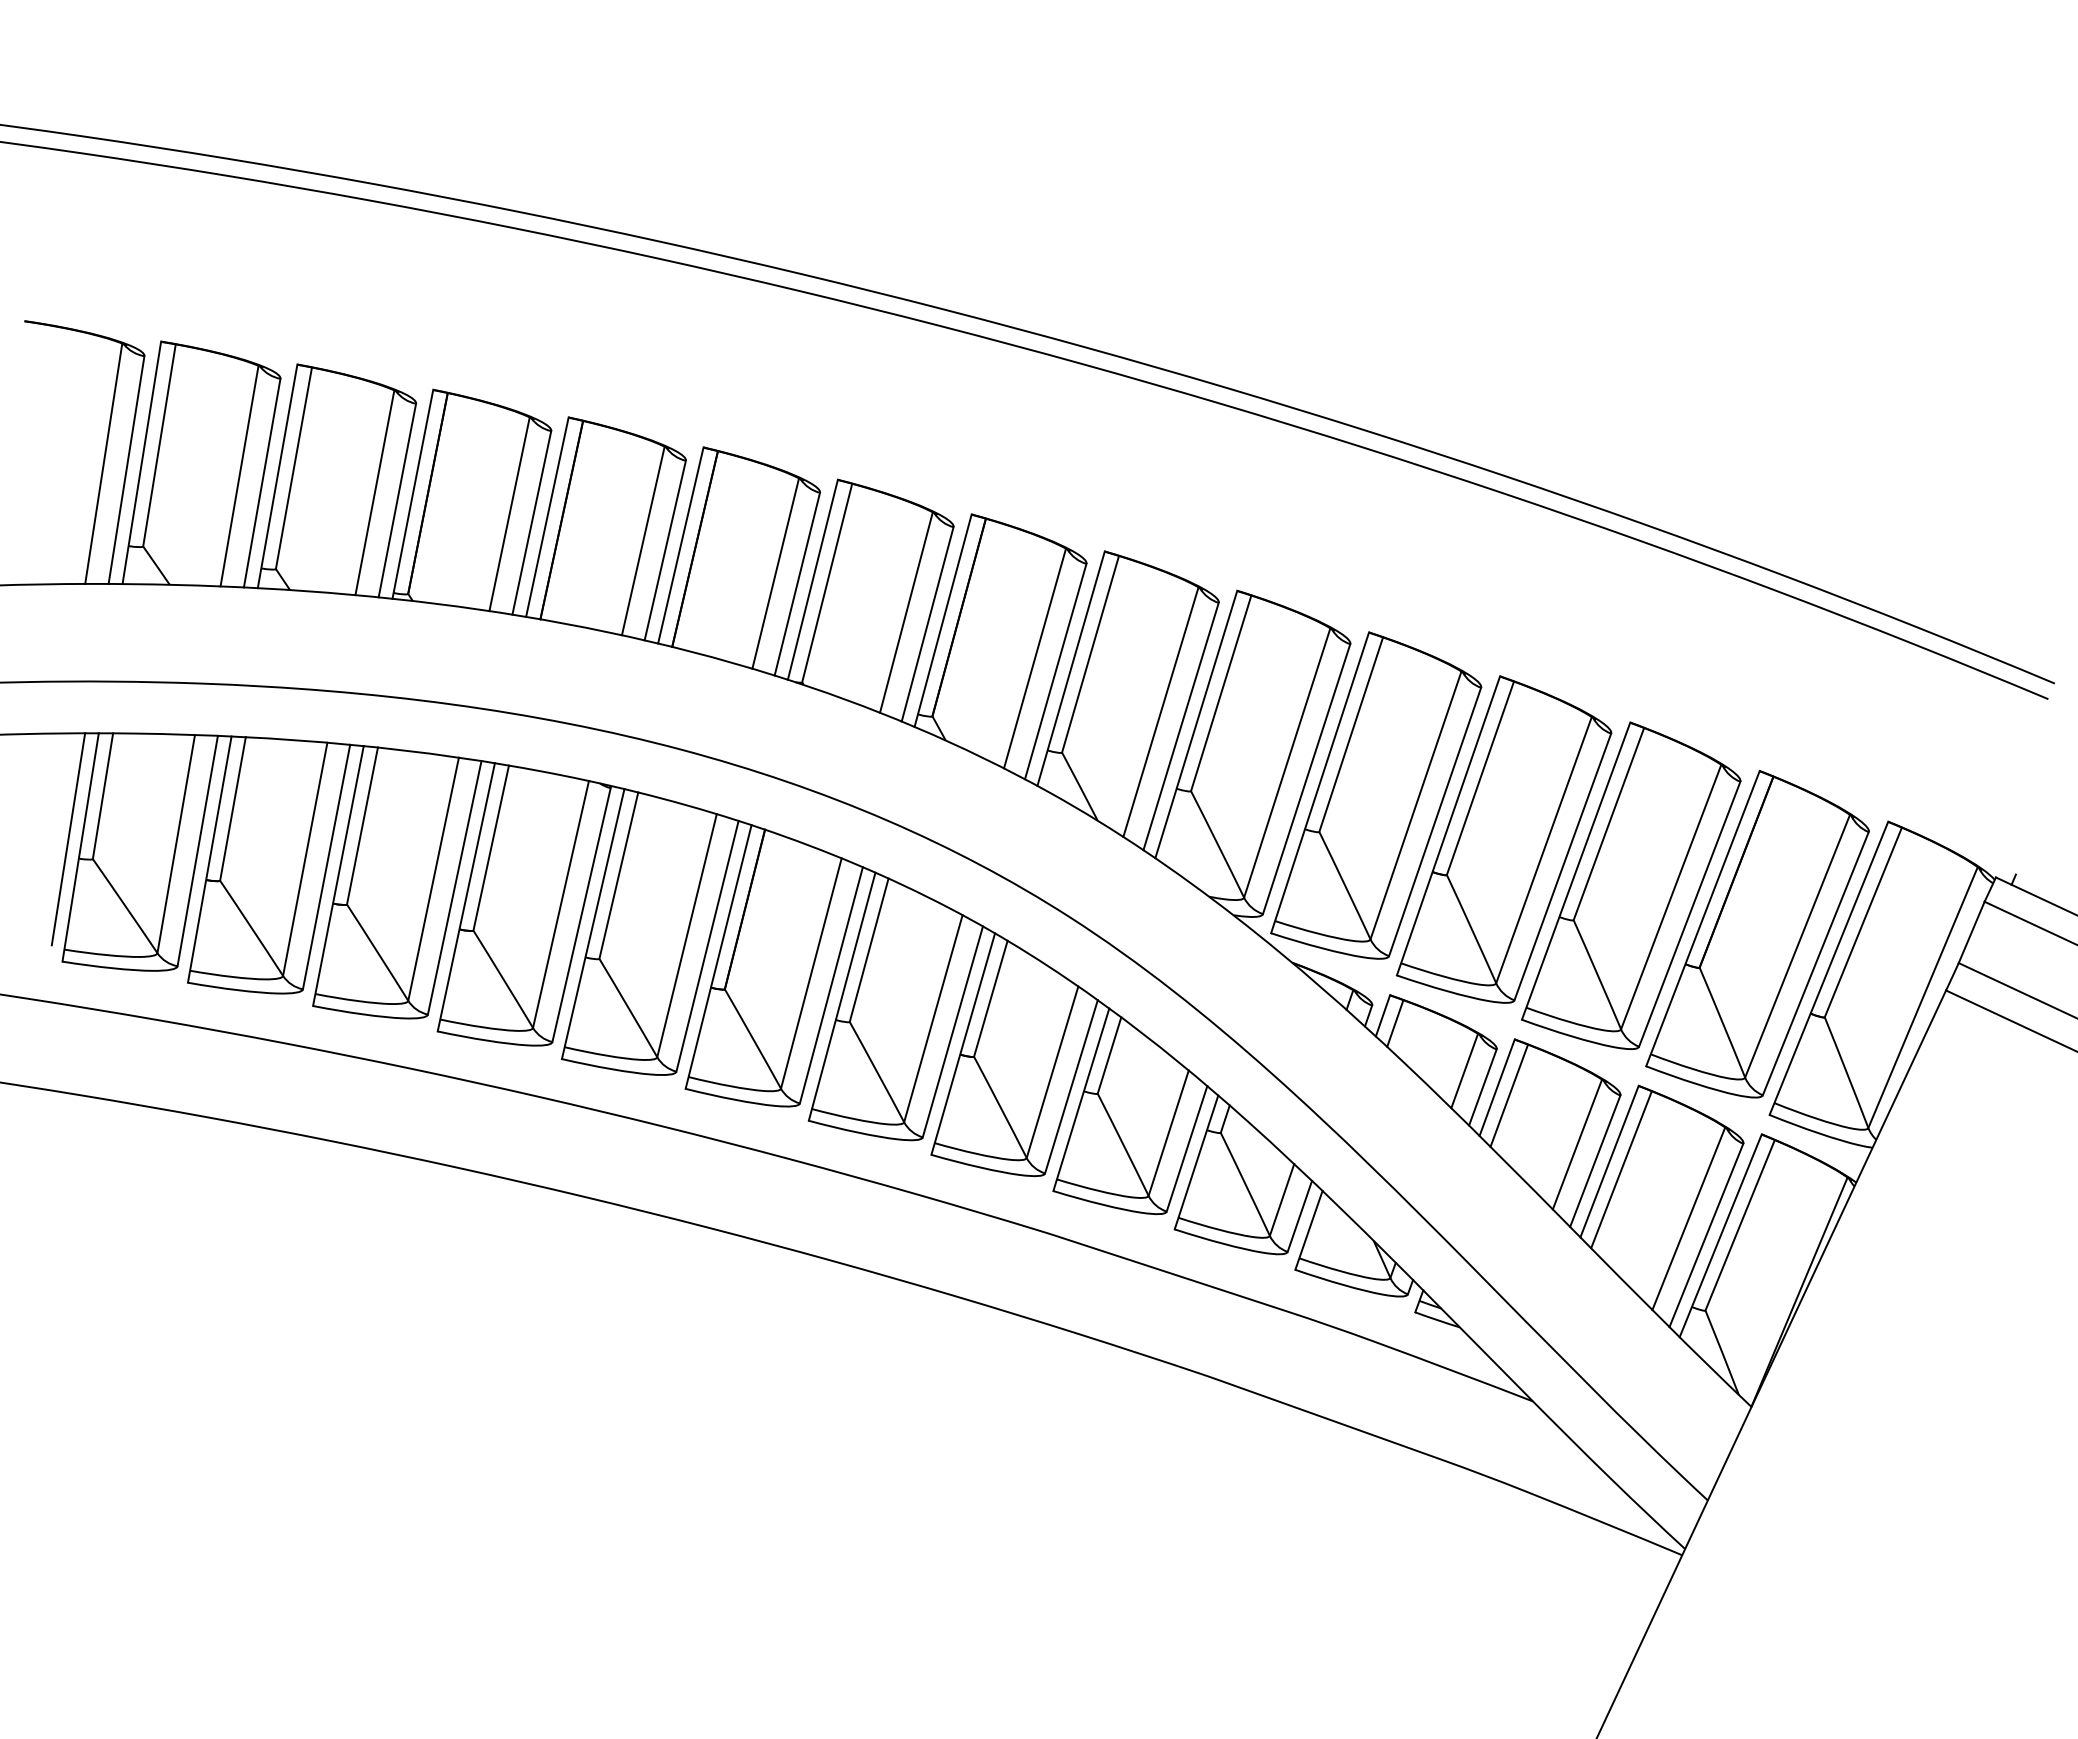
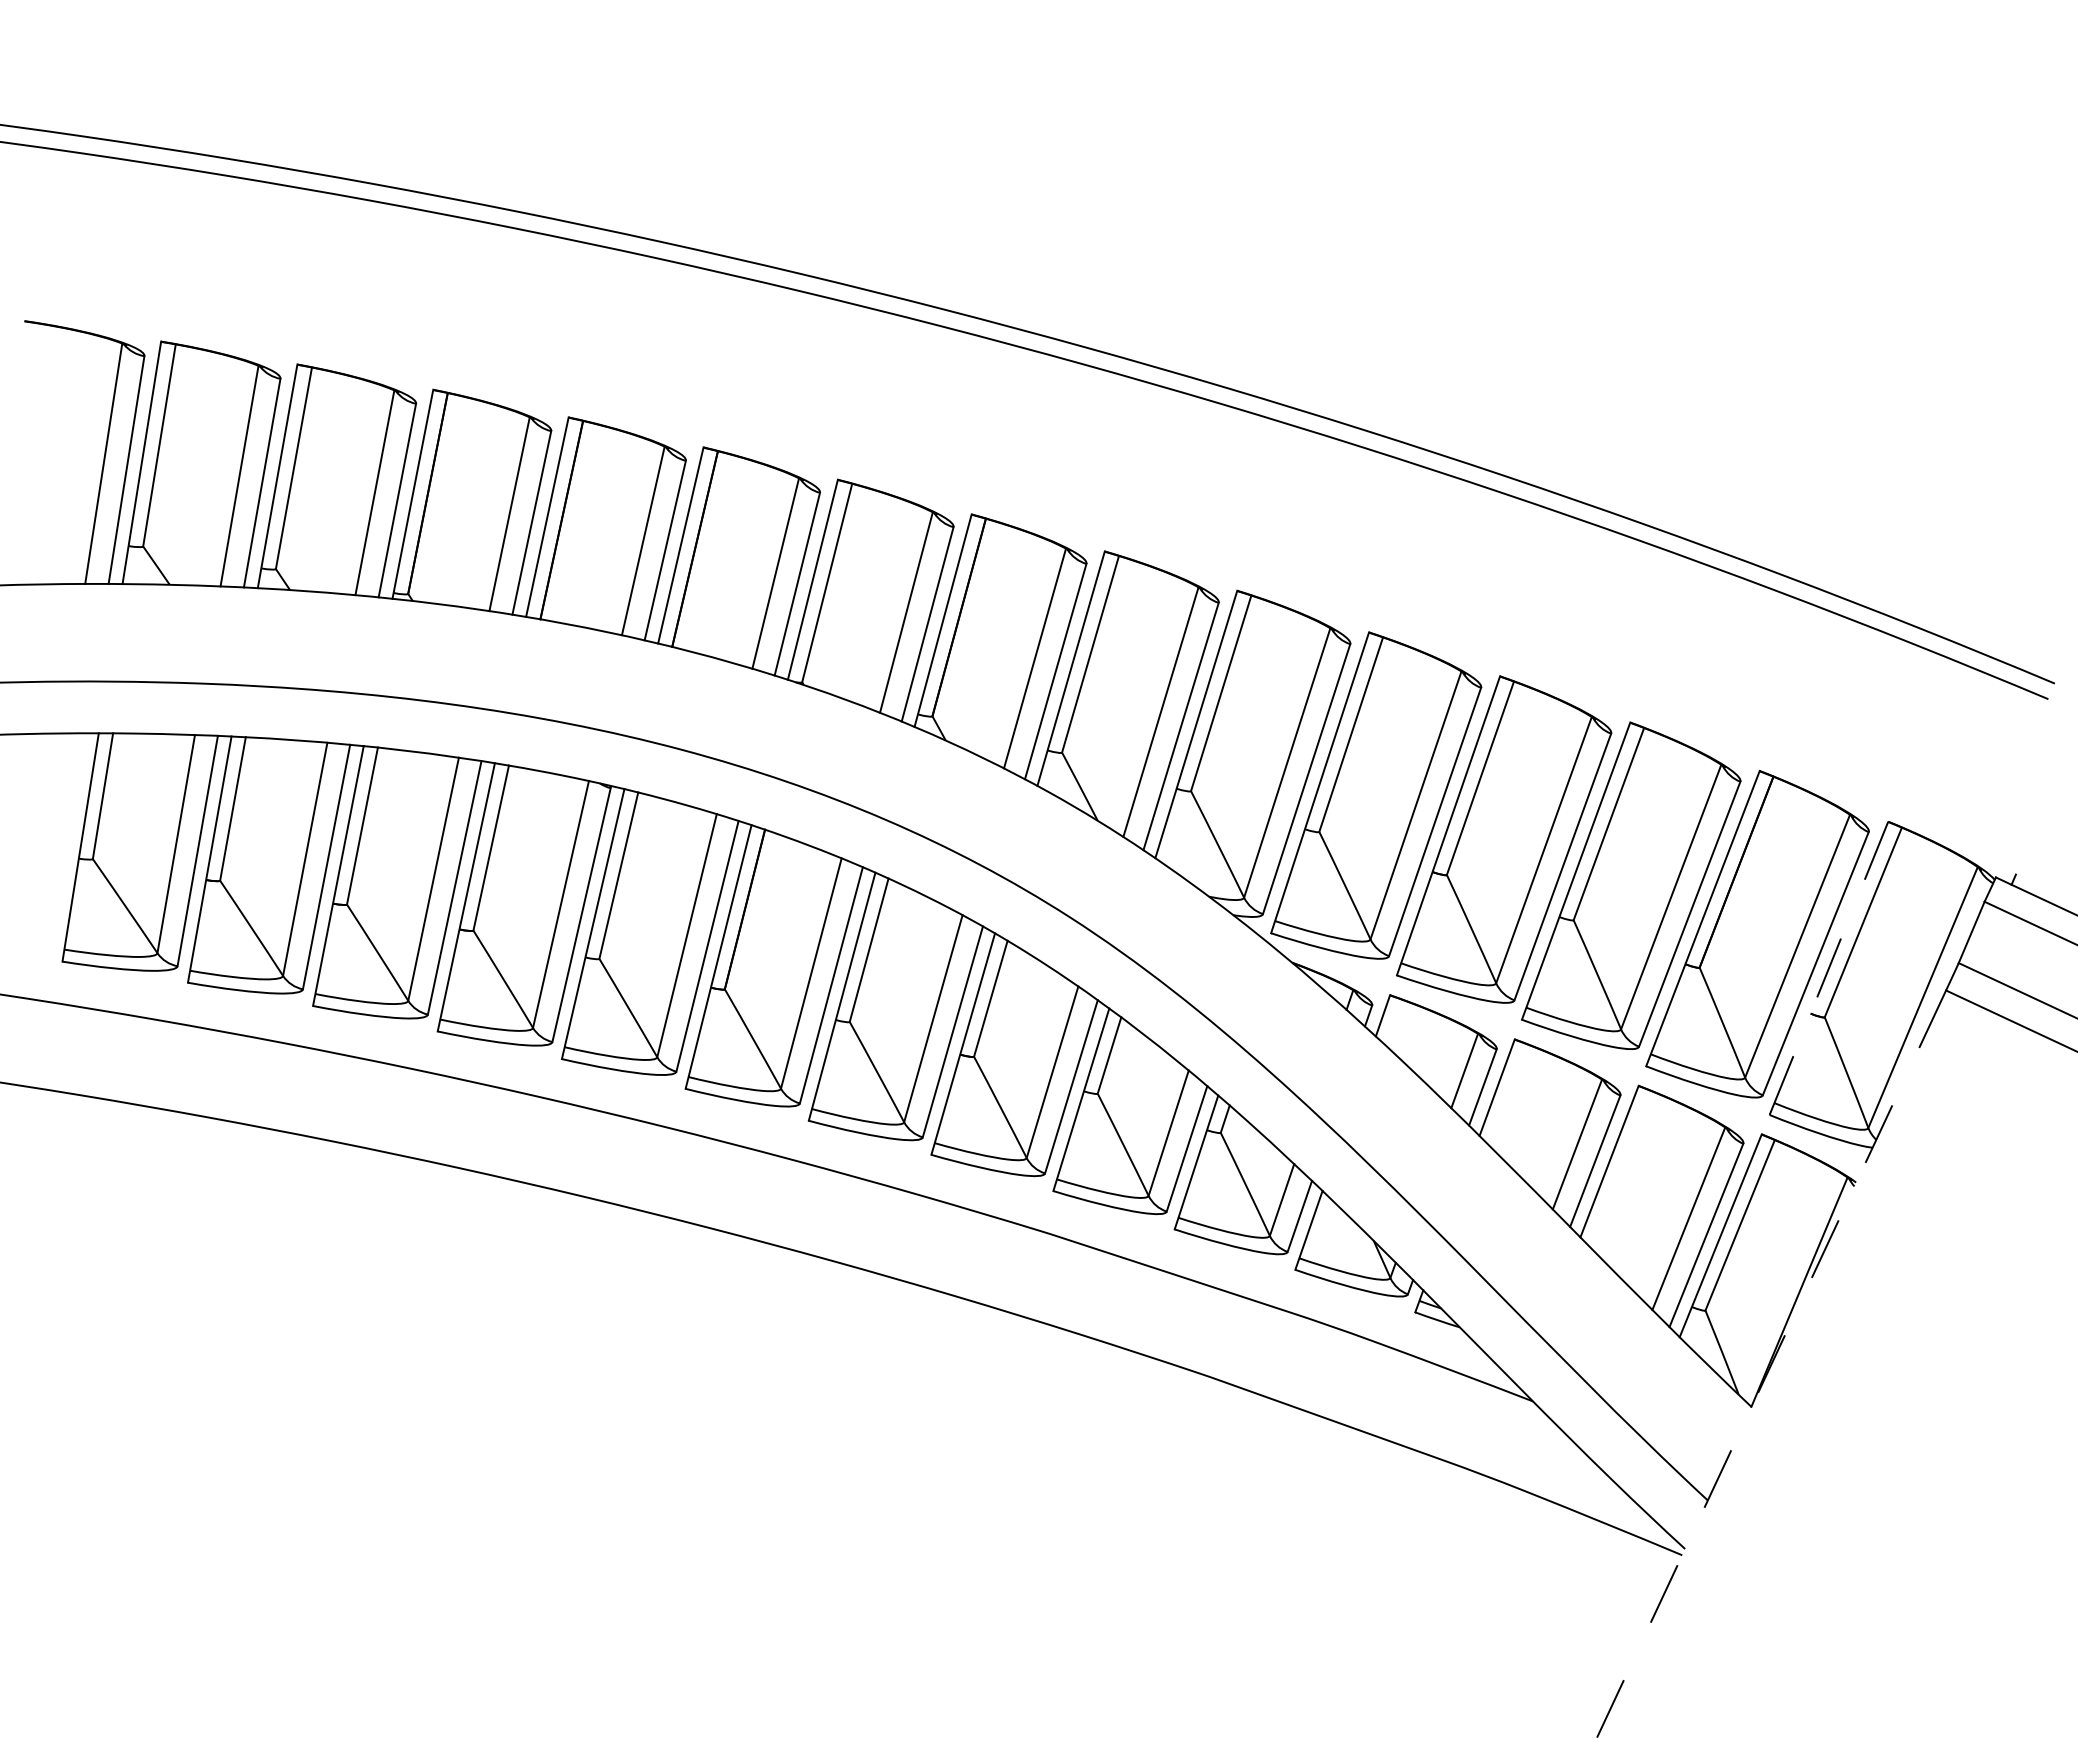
line: present -> none (68, 839)
line: solid -> dashed (1829, 967)
line: present -> none (1395, 1023)
line: present -> none (1509, 1095)
line: present -> none (1621, 1169)
line: solid -> dashed (1771, 1364)
